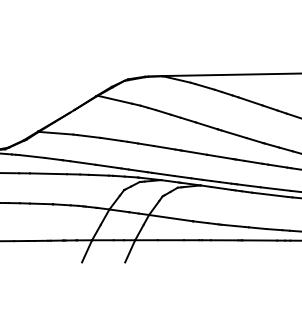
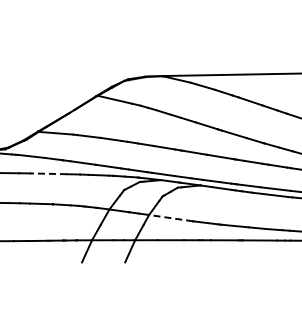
line: solid -> dashed (48, 173)
line: solid -> dashed (170, 218)
